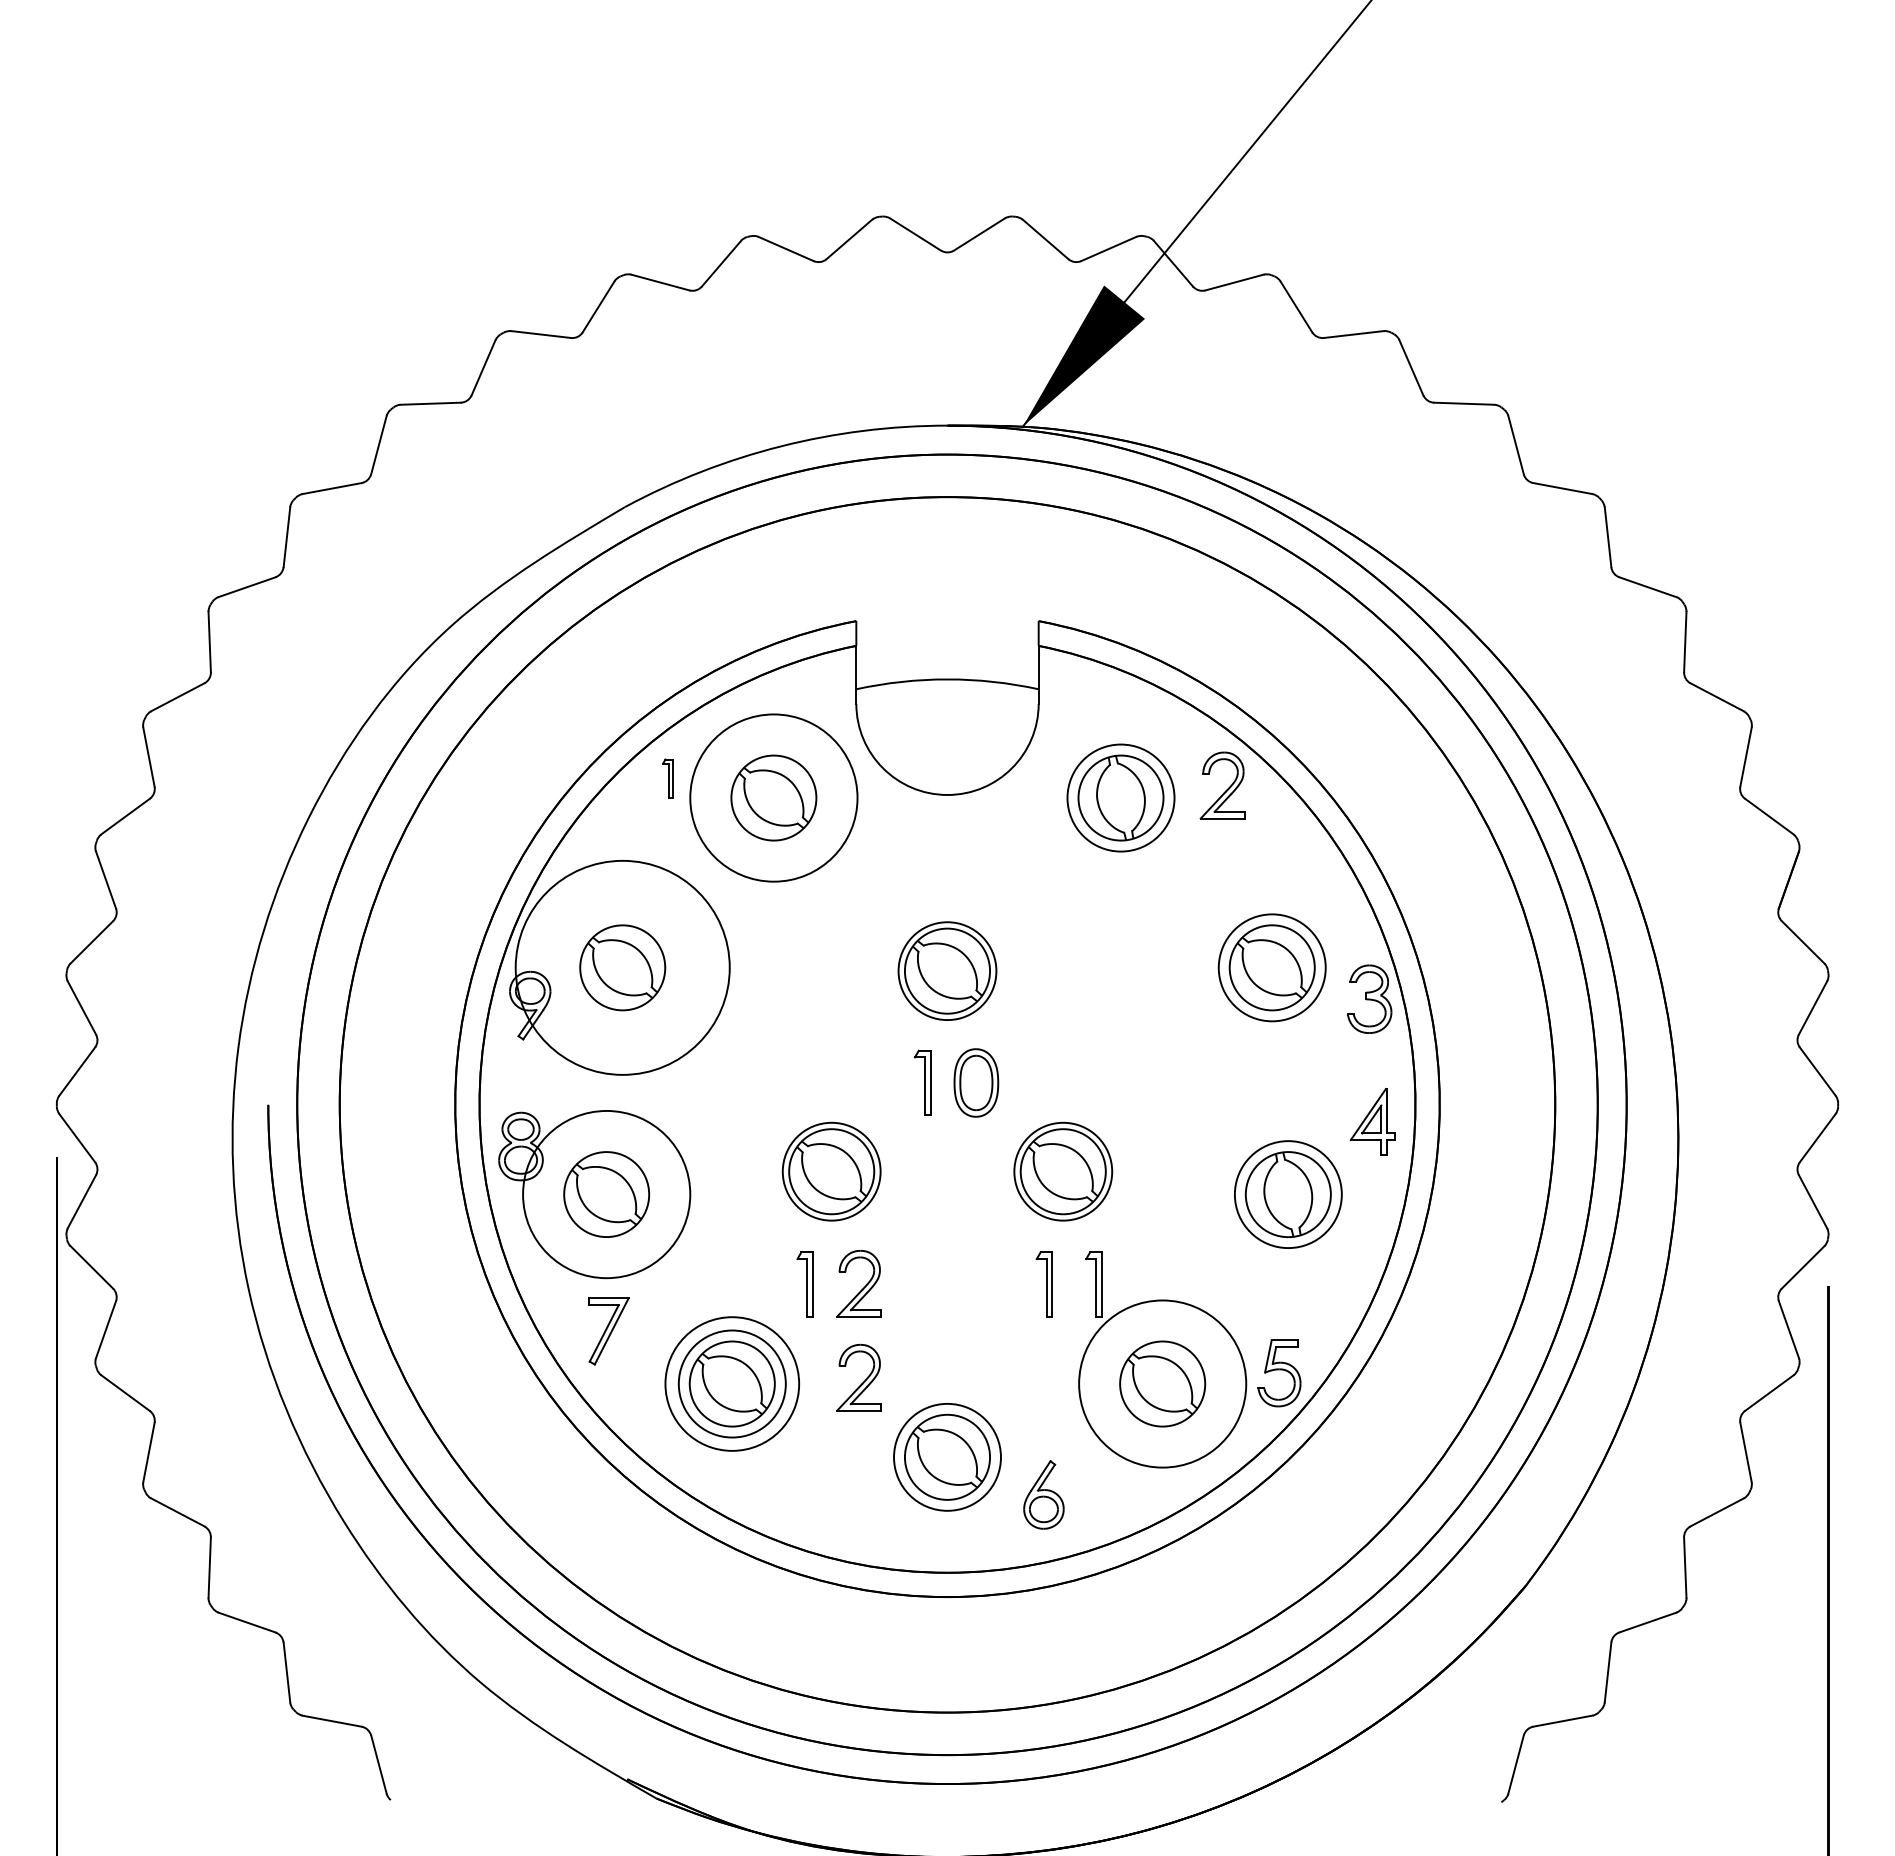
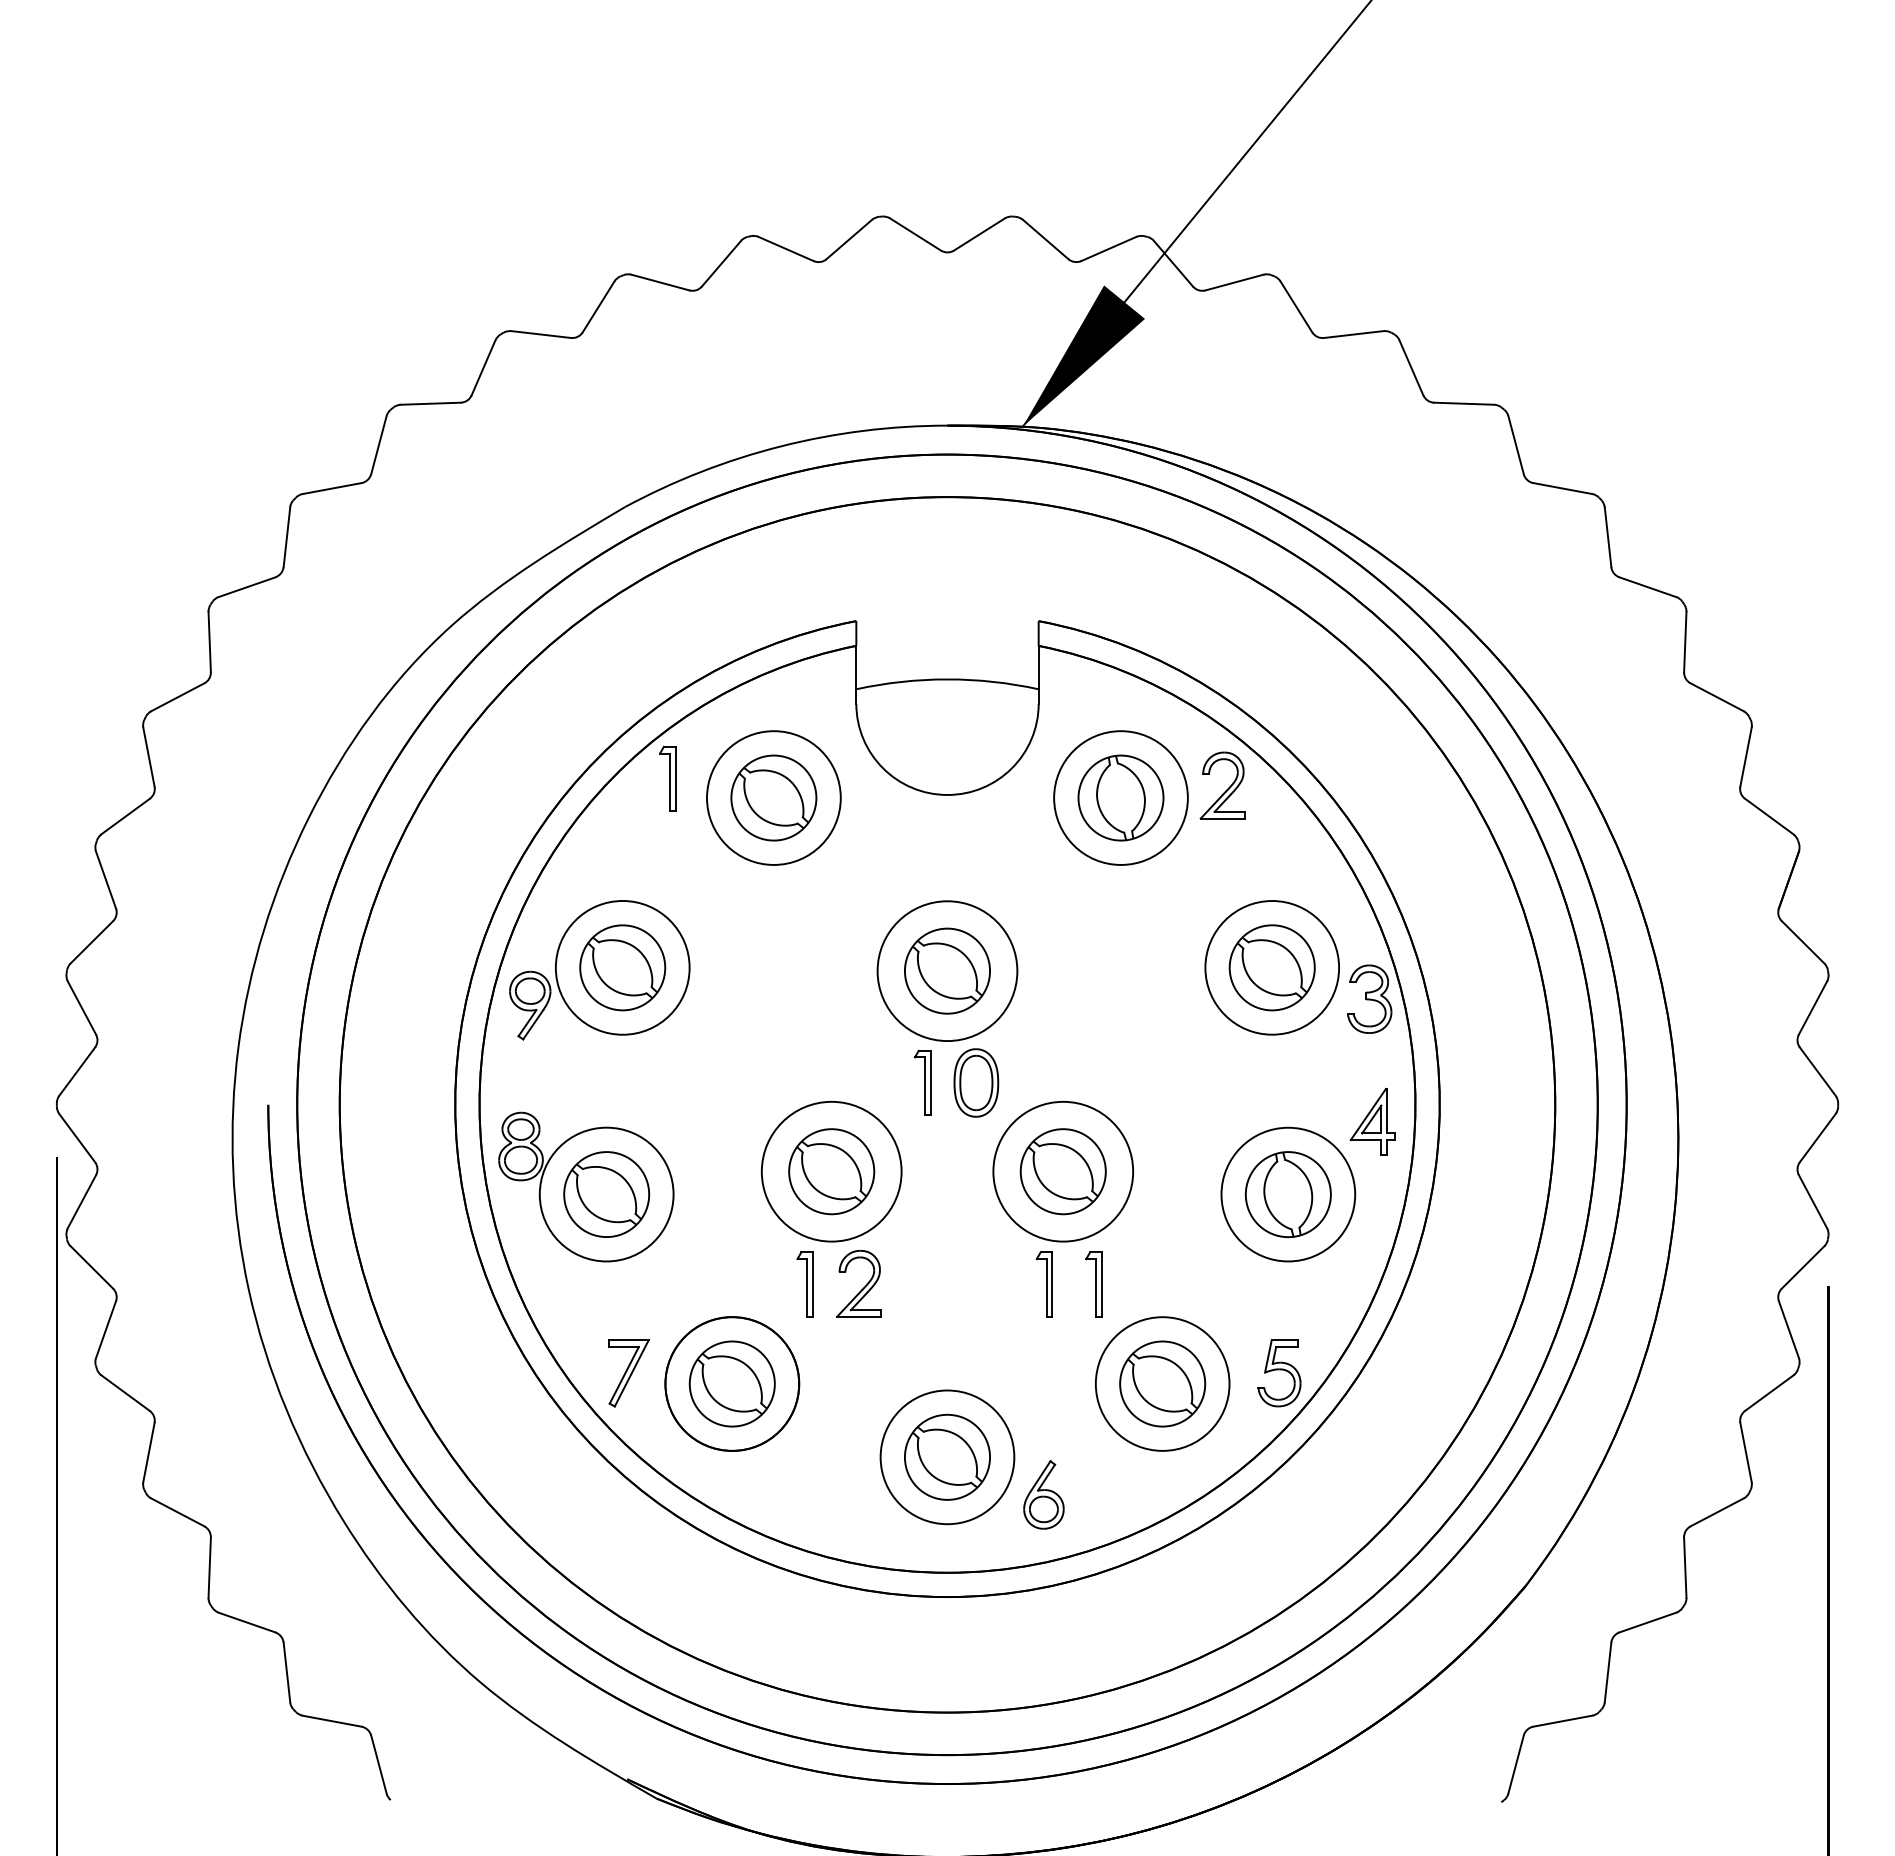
part size: 12x41 px -> 18x67 px (667, 778)
circle diameter: 167 px -> 134 px (773, 797)
circle diameter: 107 px -> 134 px (1120, 797)
circle diameter: 214 px -> 134 px (622, 967)
circle diameter: 107 px -> 134 px (1272, 967)
circle diameter: 98 px -> 140 px (947, 971)
circle diameter: 98 px -> 140 px (831, 1171)
circle diameter: 98 px -> 140 px (1063, 1171)
circle diameter: 167 px -> 134 px (606, 1194)
circle diameter: 107 px -> 134 px (1288, 1194)
part position: (608, 1331) -> (628, 1373) (628, 1373)
part: present -> none (863, 1381)
circle diameter: 107 px -> 134 px (732, 1383)
circle diameter: 167 px -> 134 px (1162, 1383)
circle diameter: 107 px -> 134 px (947, 1457)
